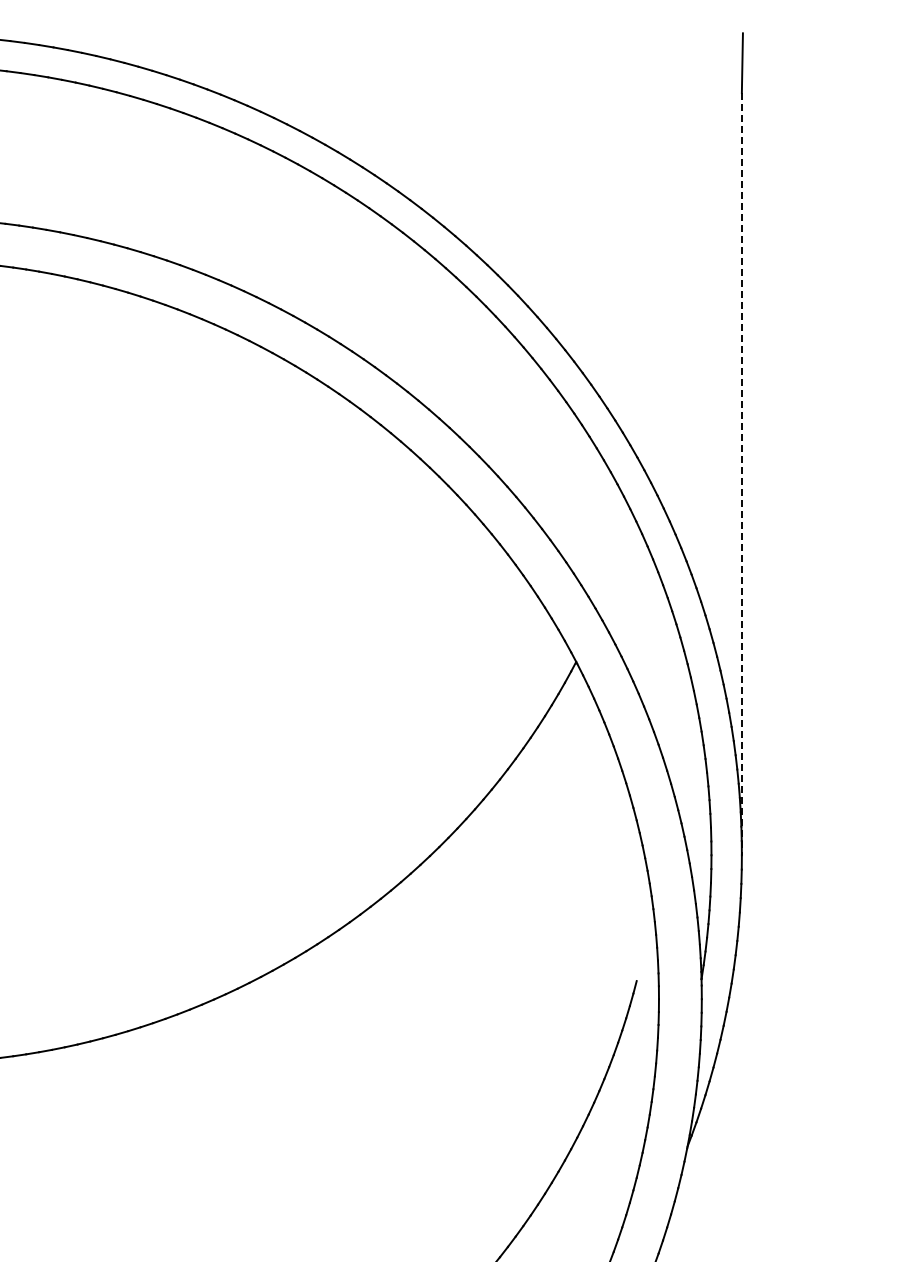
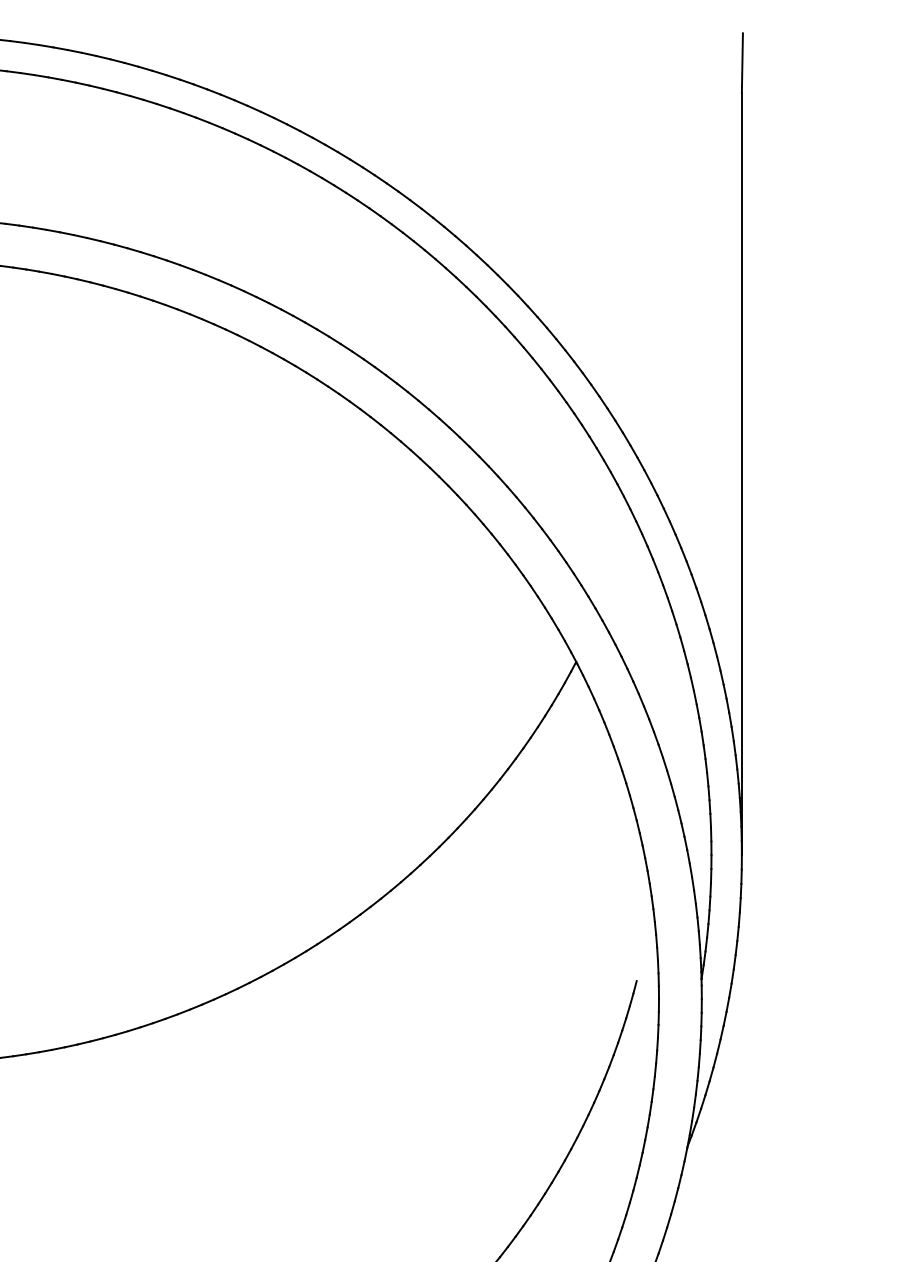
line: dashed -> solid (741, 474)
